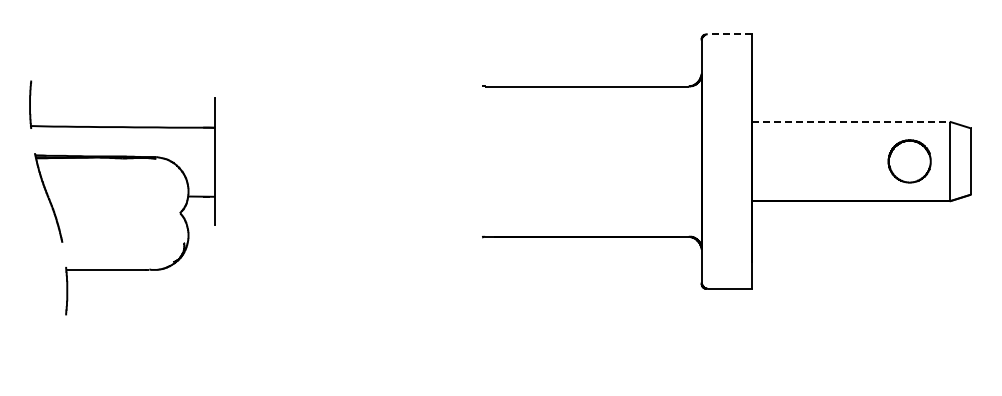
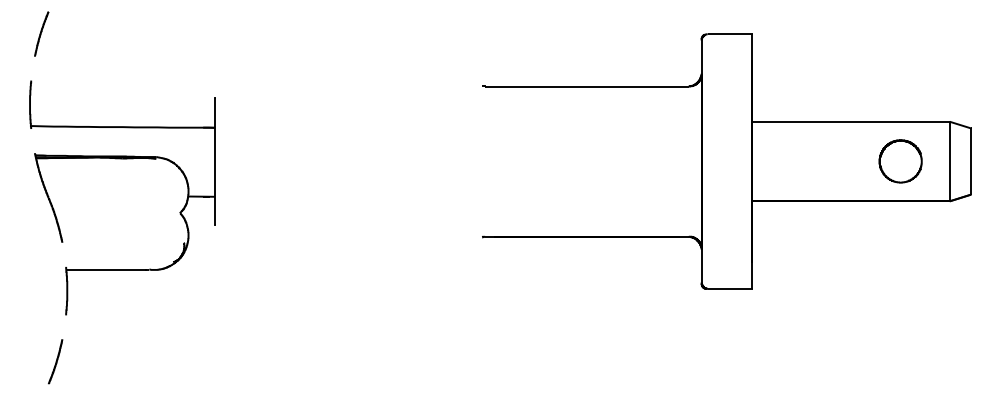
line: none -> present (41, 33)
line: dashed -> solid (729, 34)
line: dashed -> solid (851, 121)
part position: (909, 161) -> (900, 161) (900, 161)
line: none -> present (55, 361)
